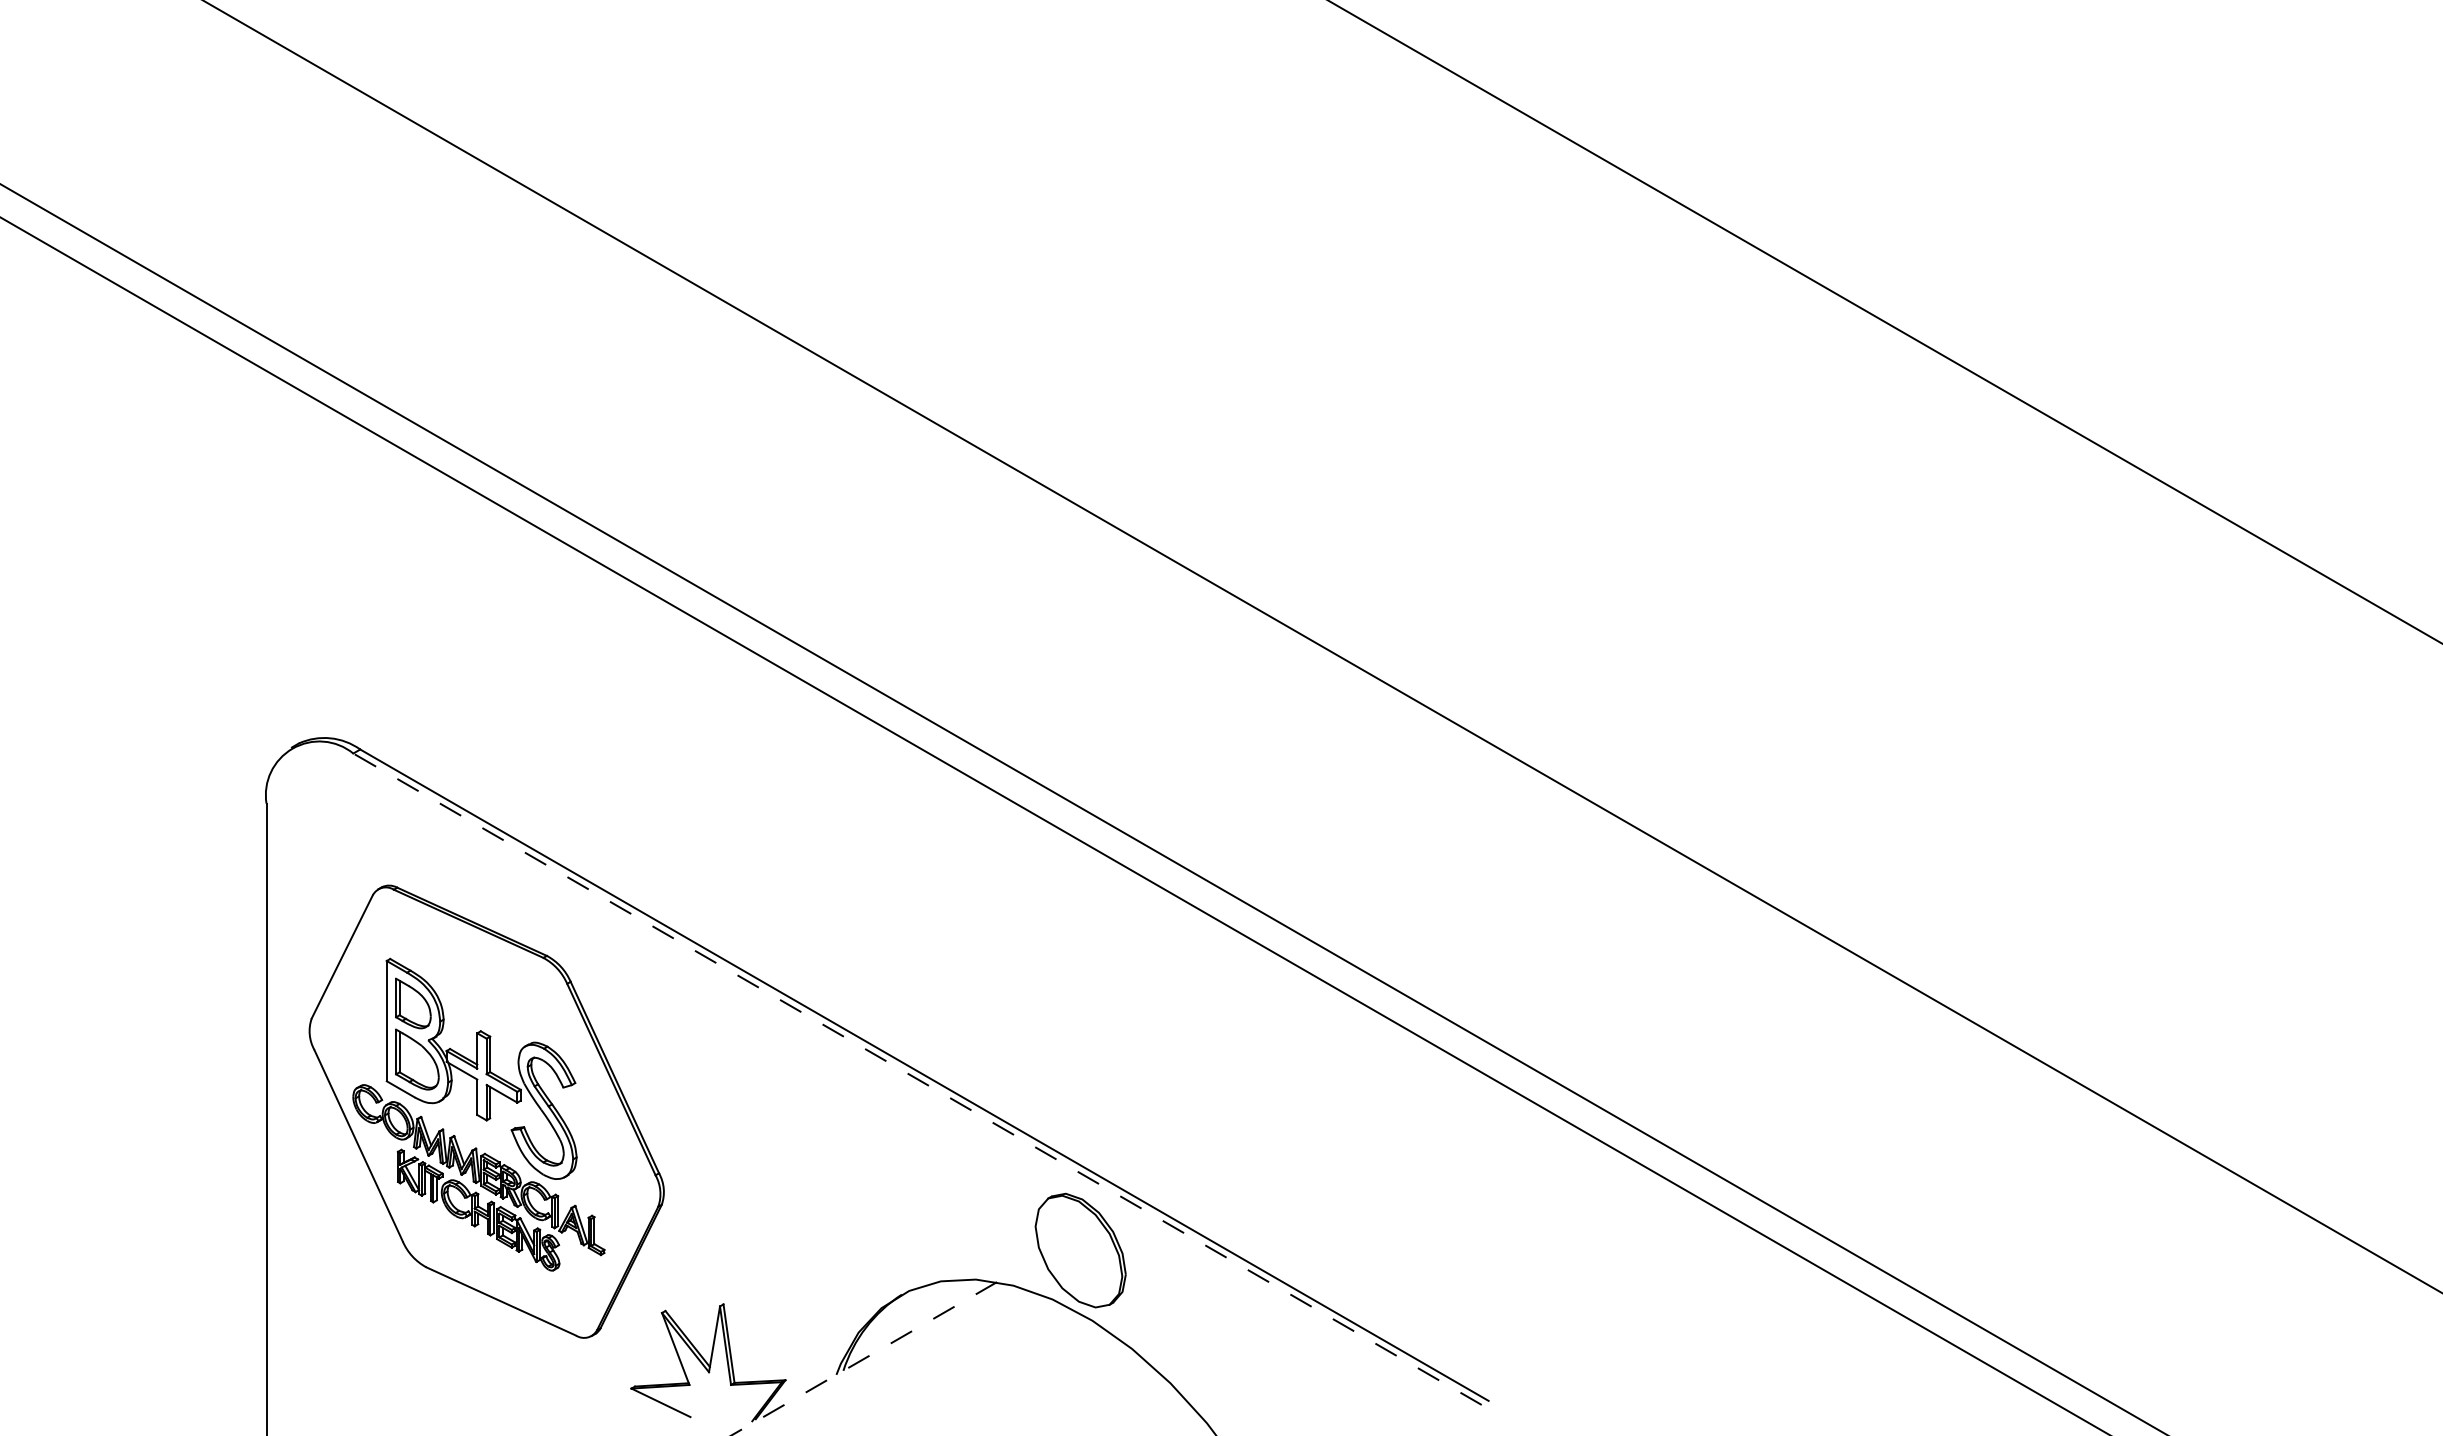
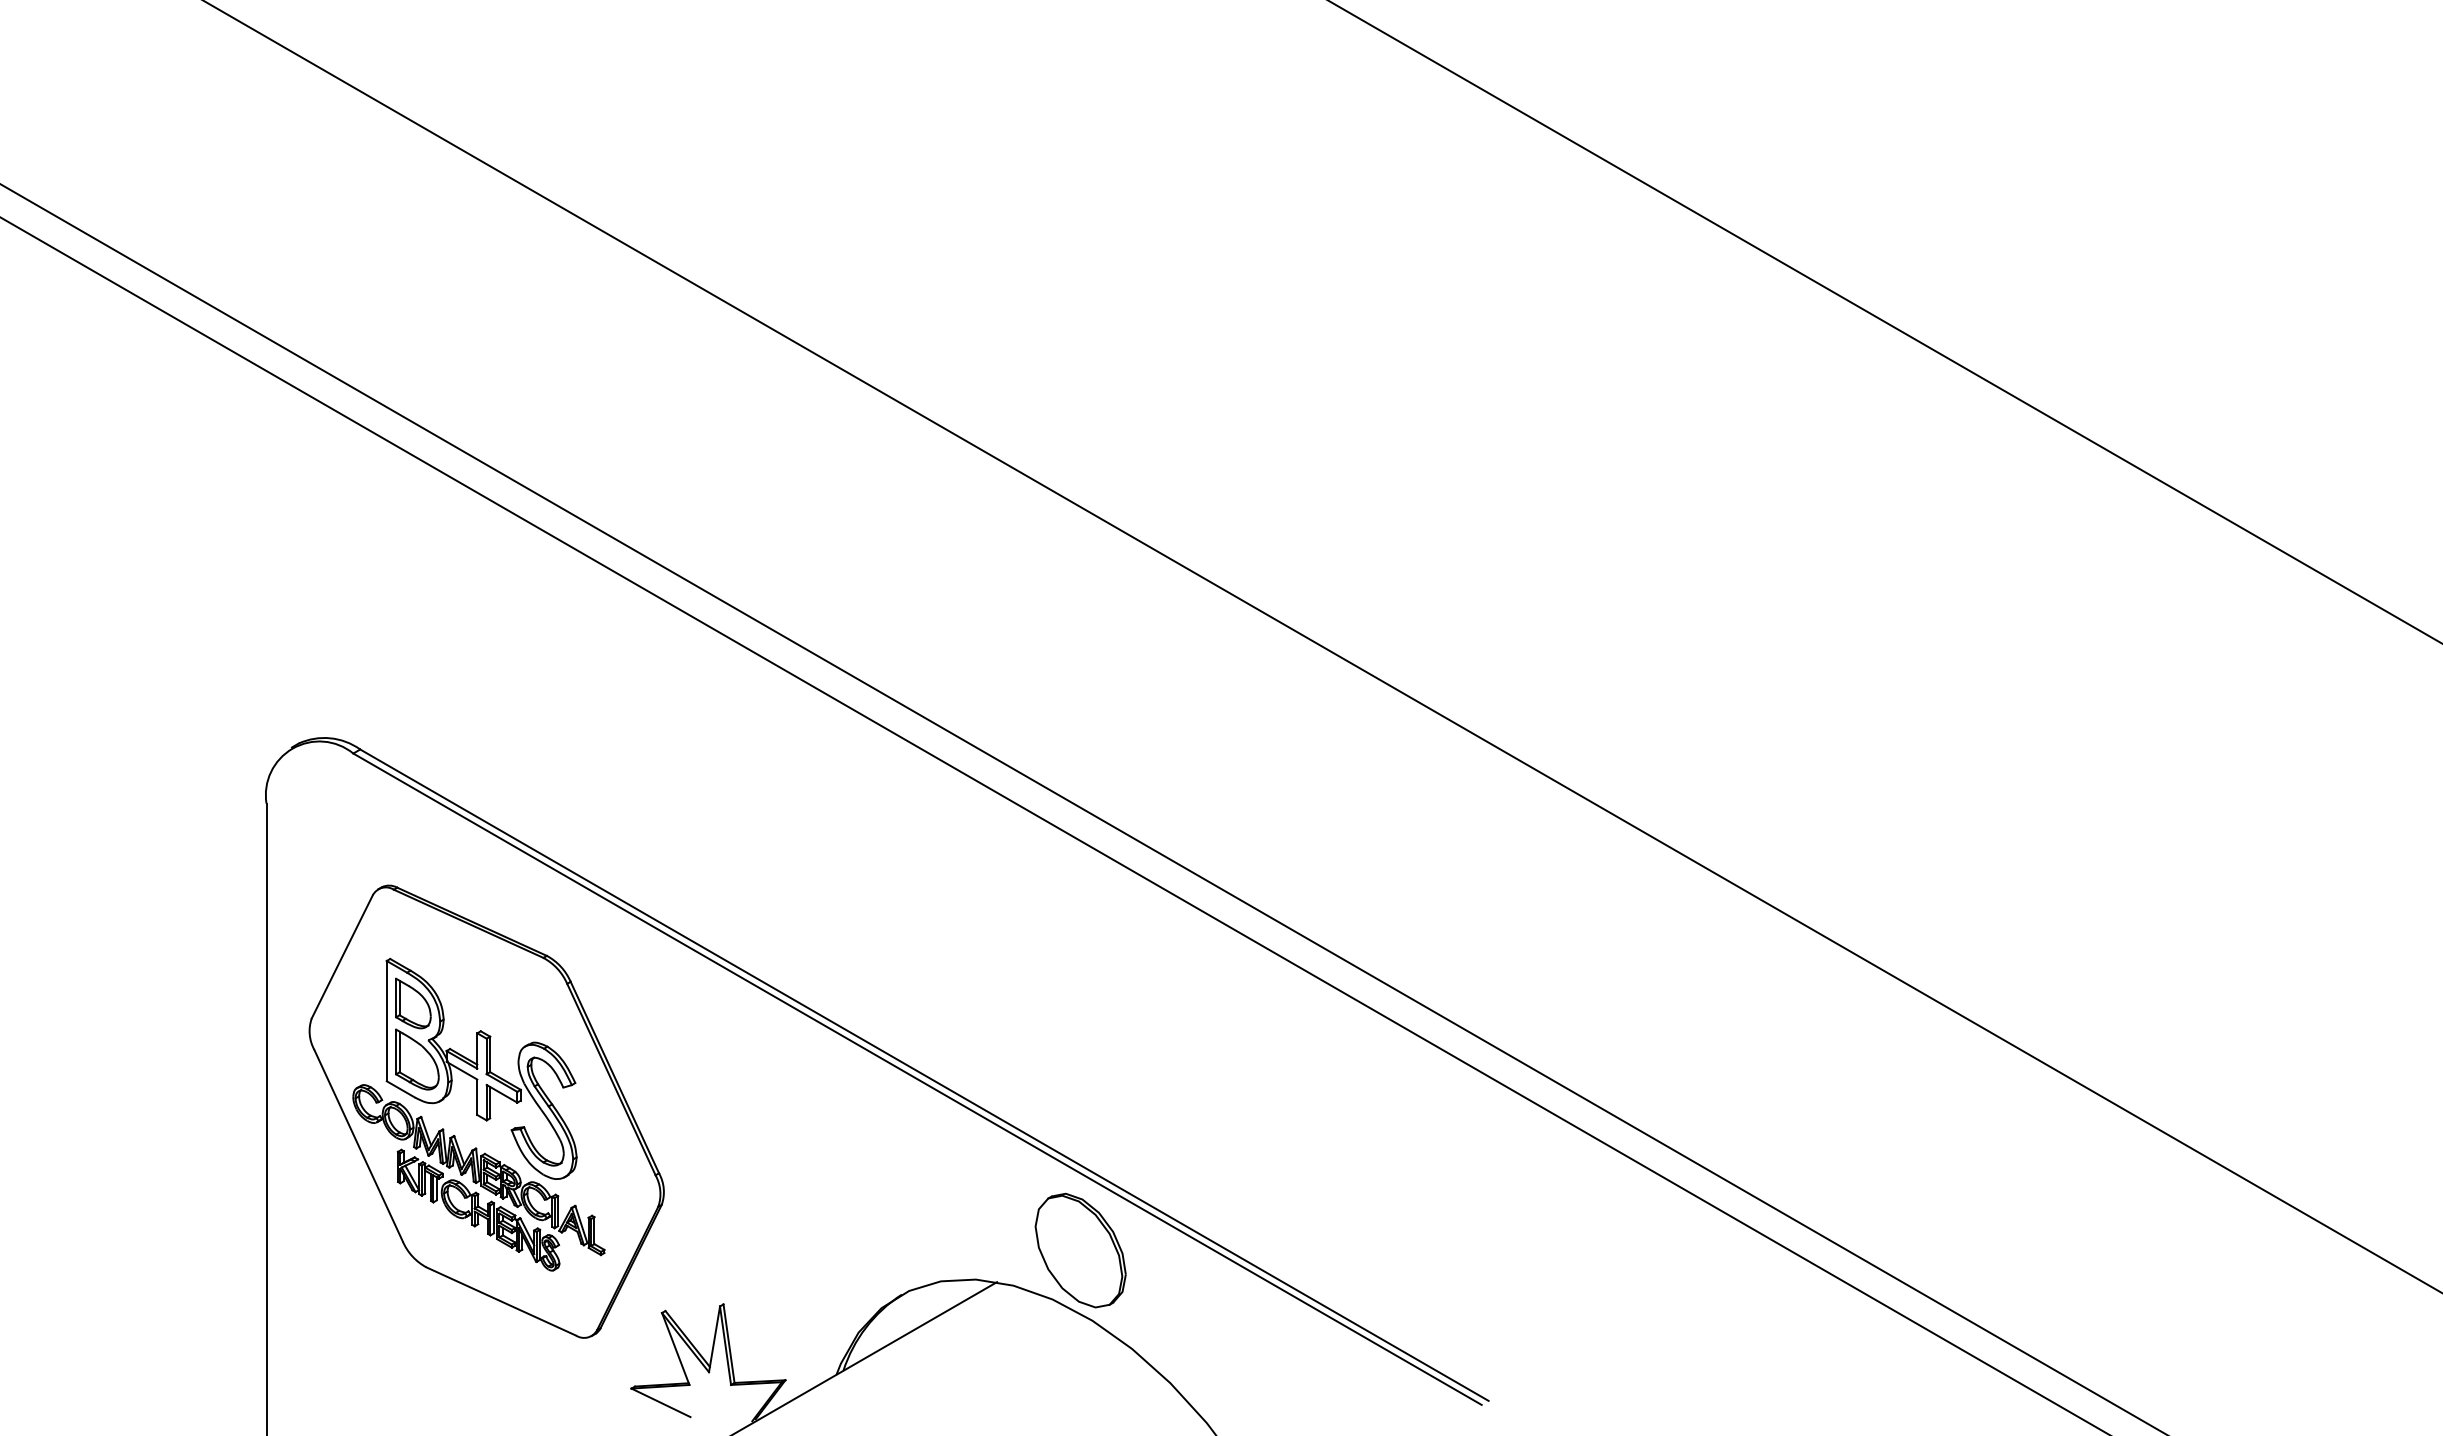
line: dashed -> solid (917, 1078)
line: dashed -> solid (863, 1359)
